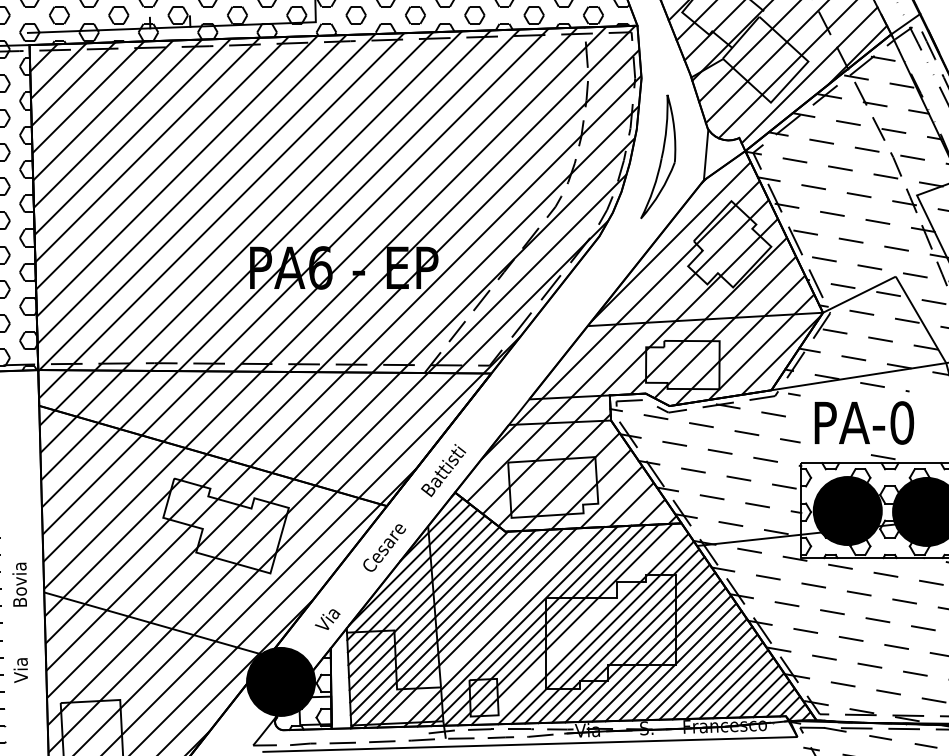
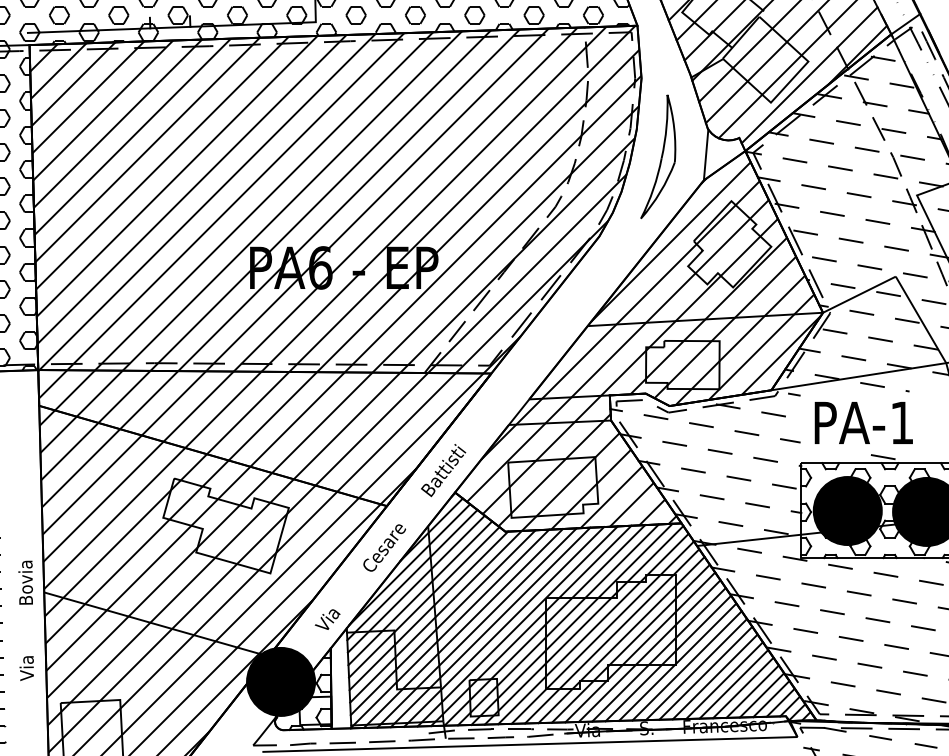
text: PA-0 -> PA-1 (902, 422)
text position: (19, 622) -> (25, 620) (25, 620)
line: none -> present (583, 625)
line: none -> present (490, 627)
